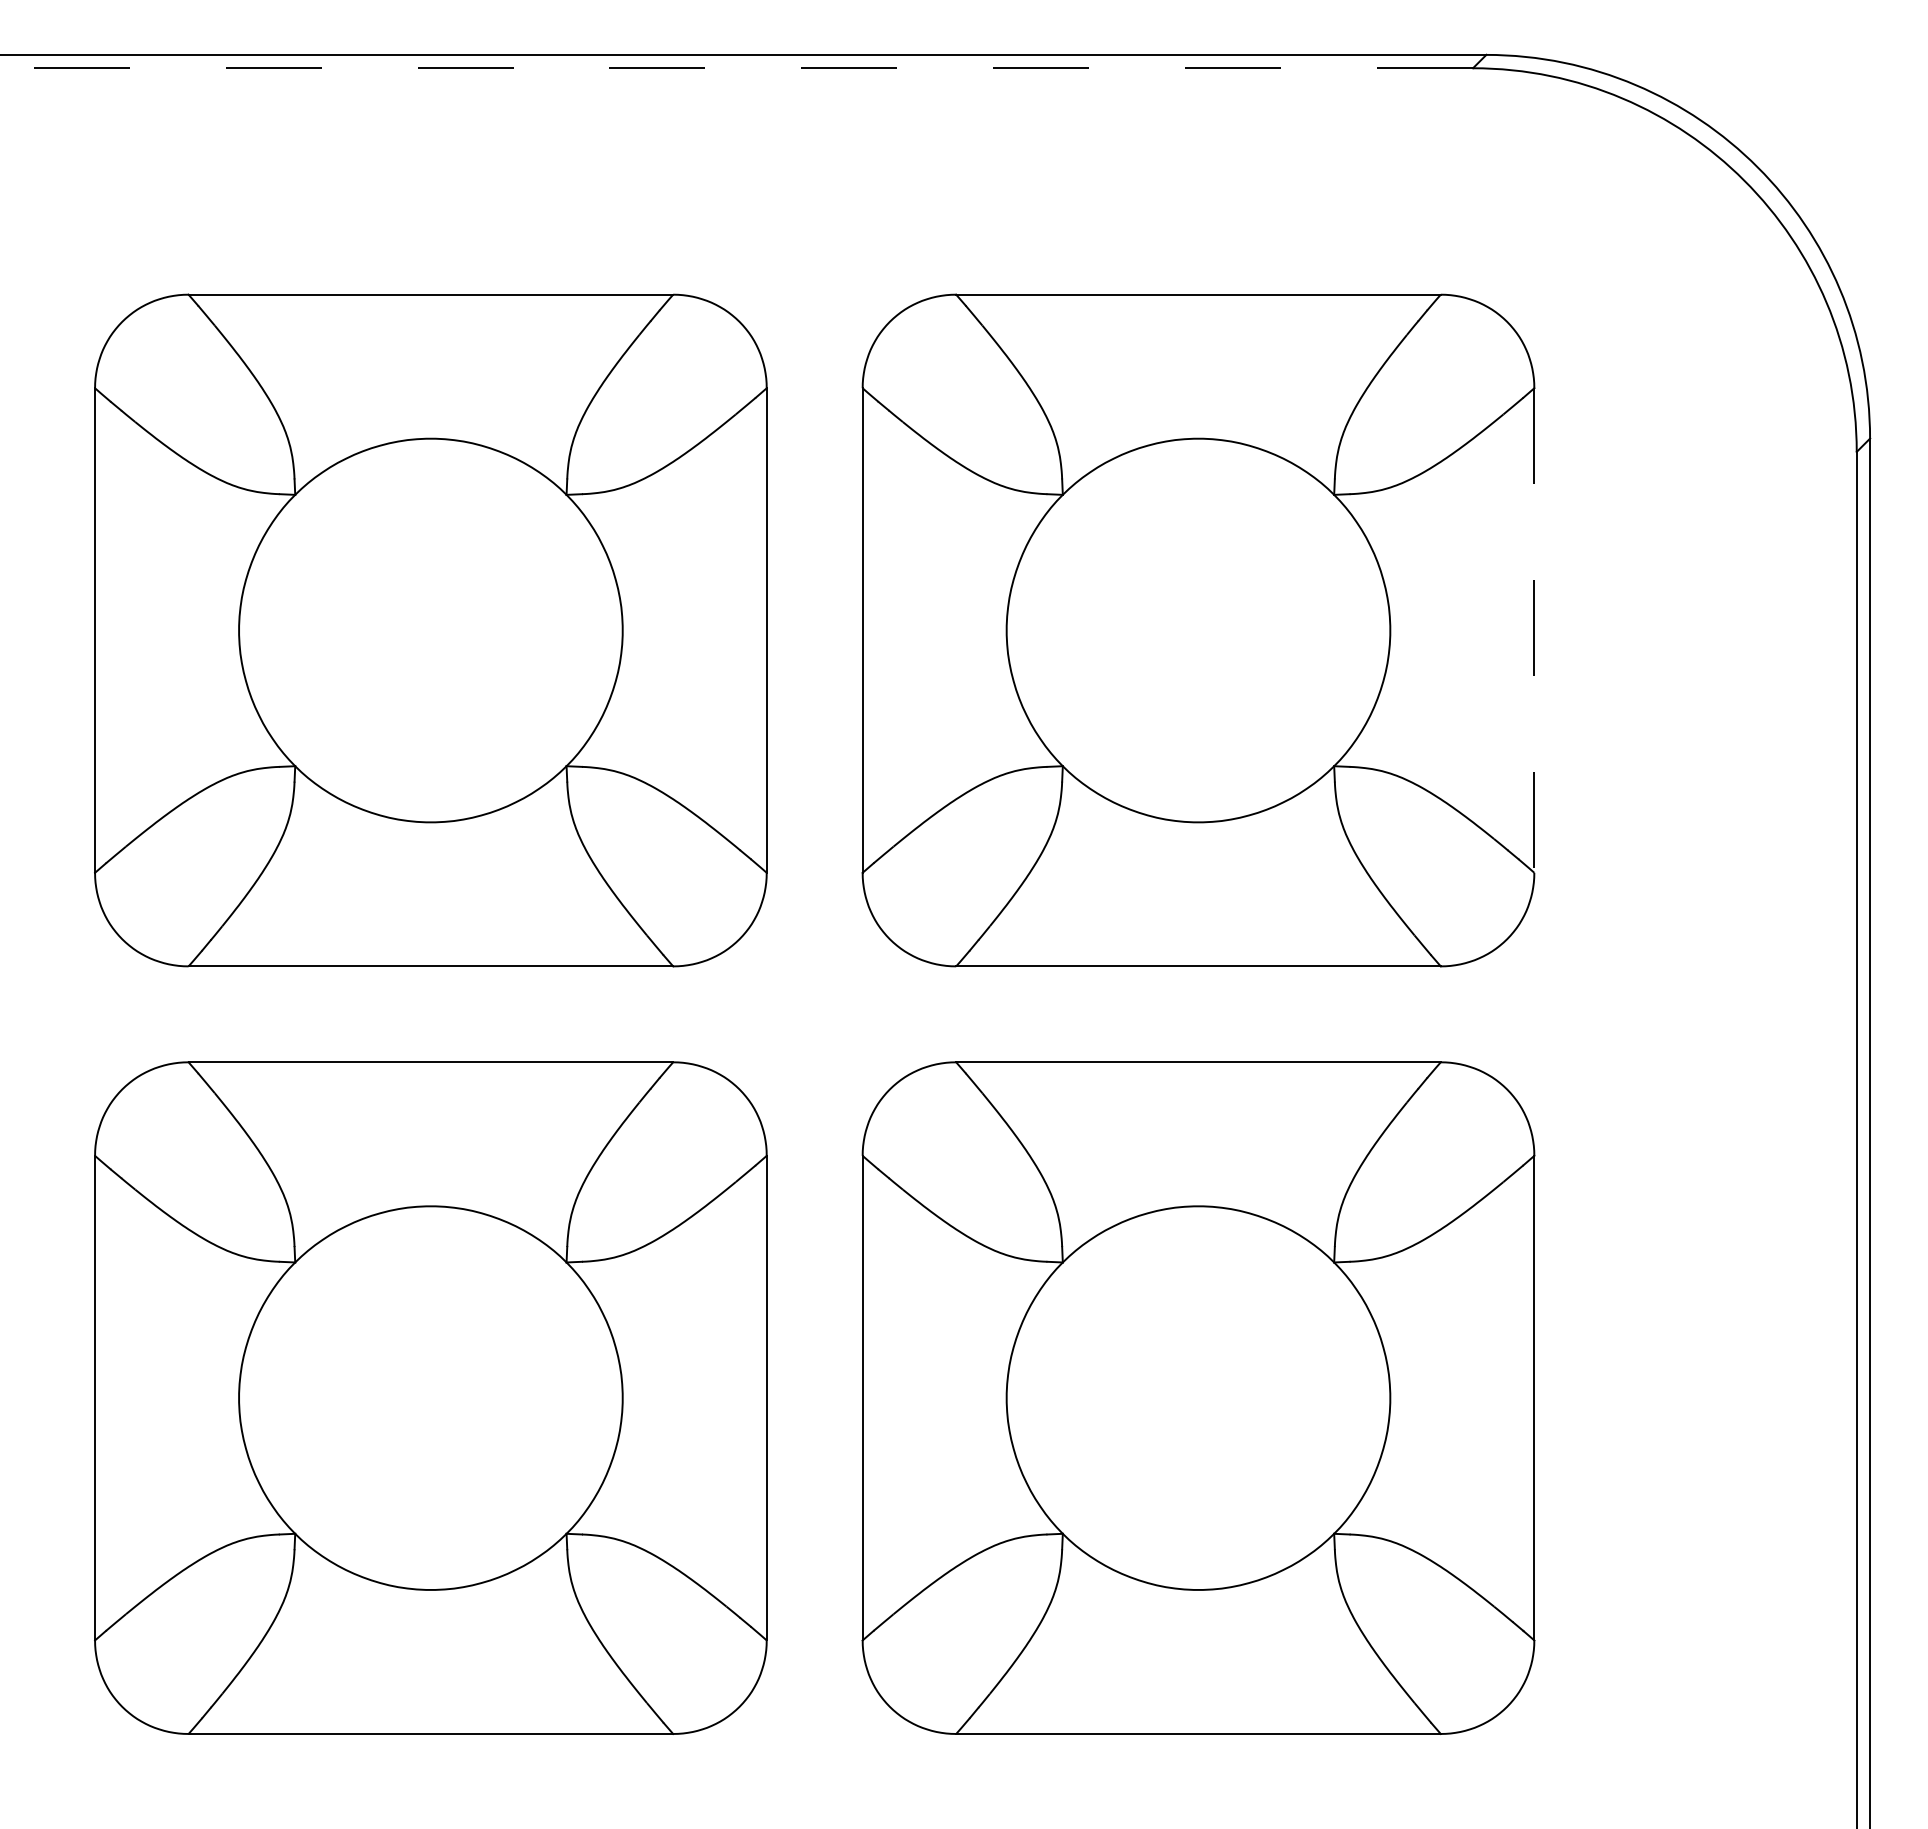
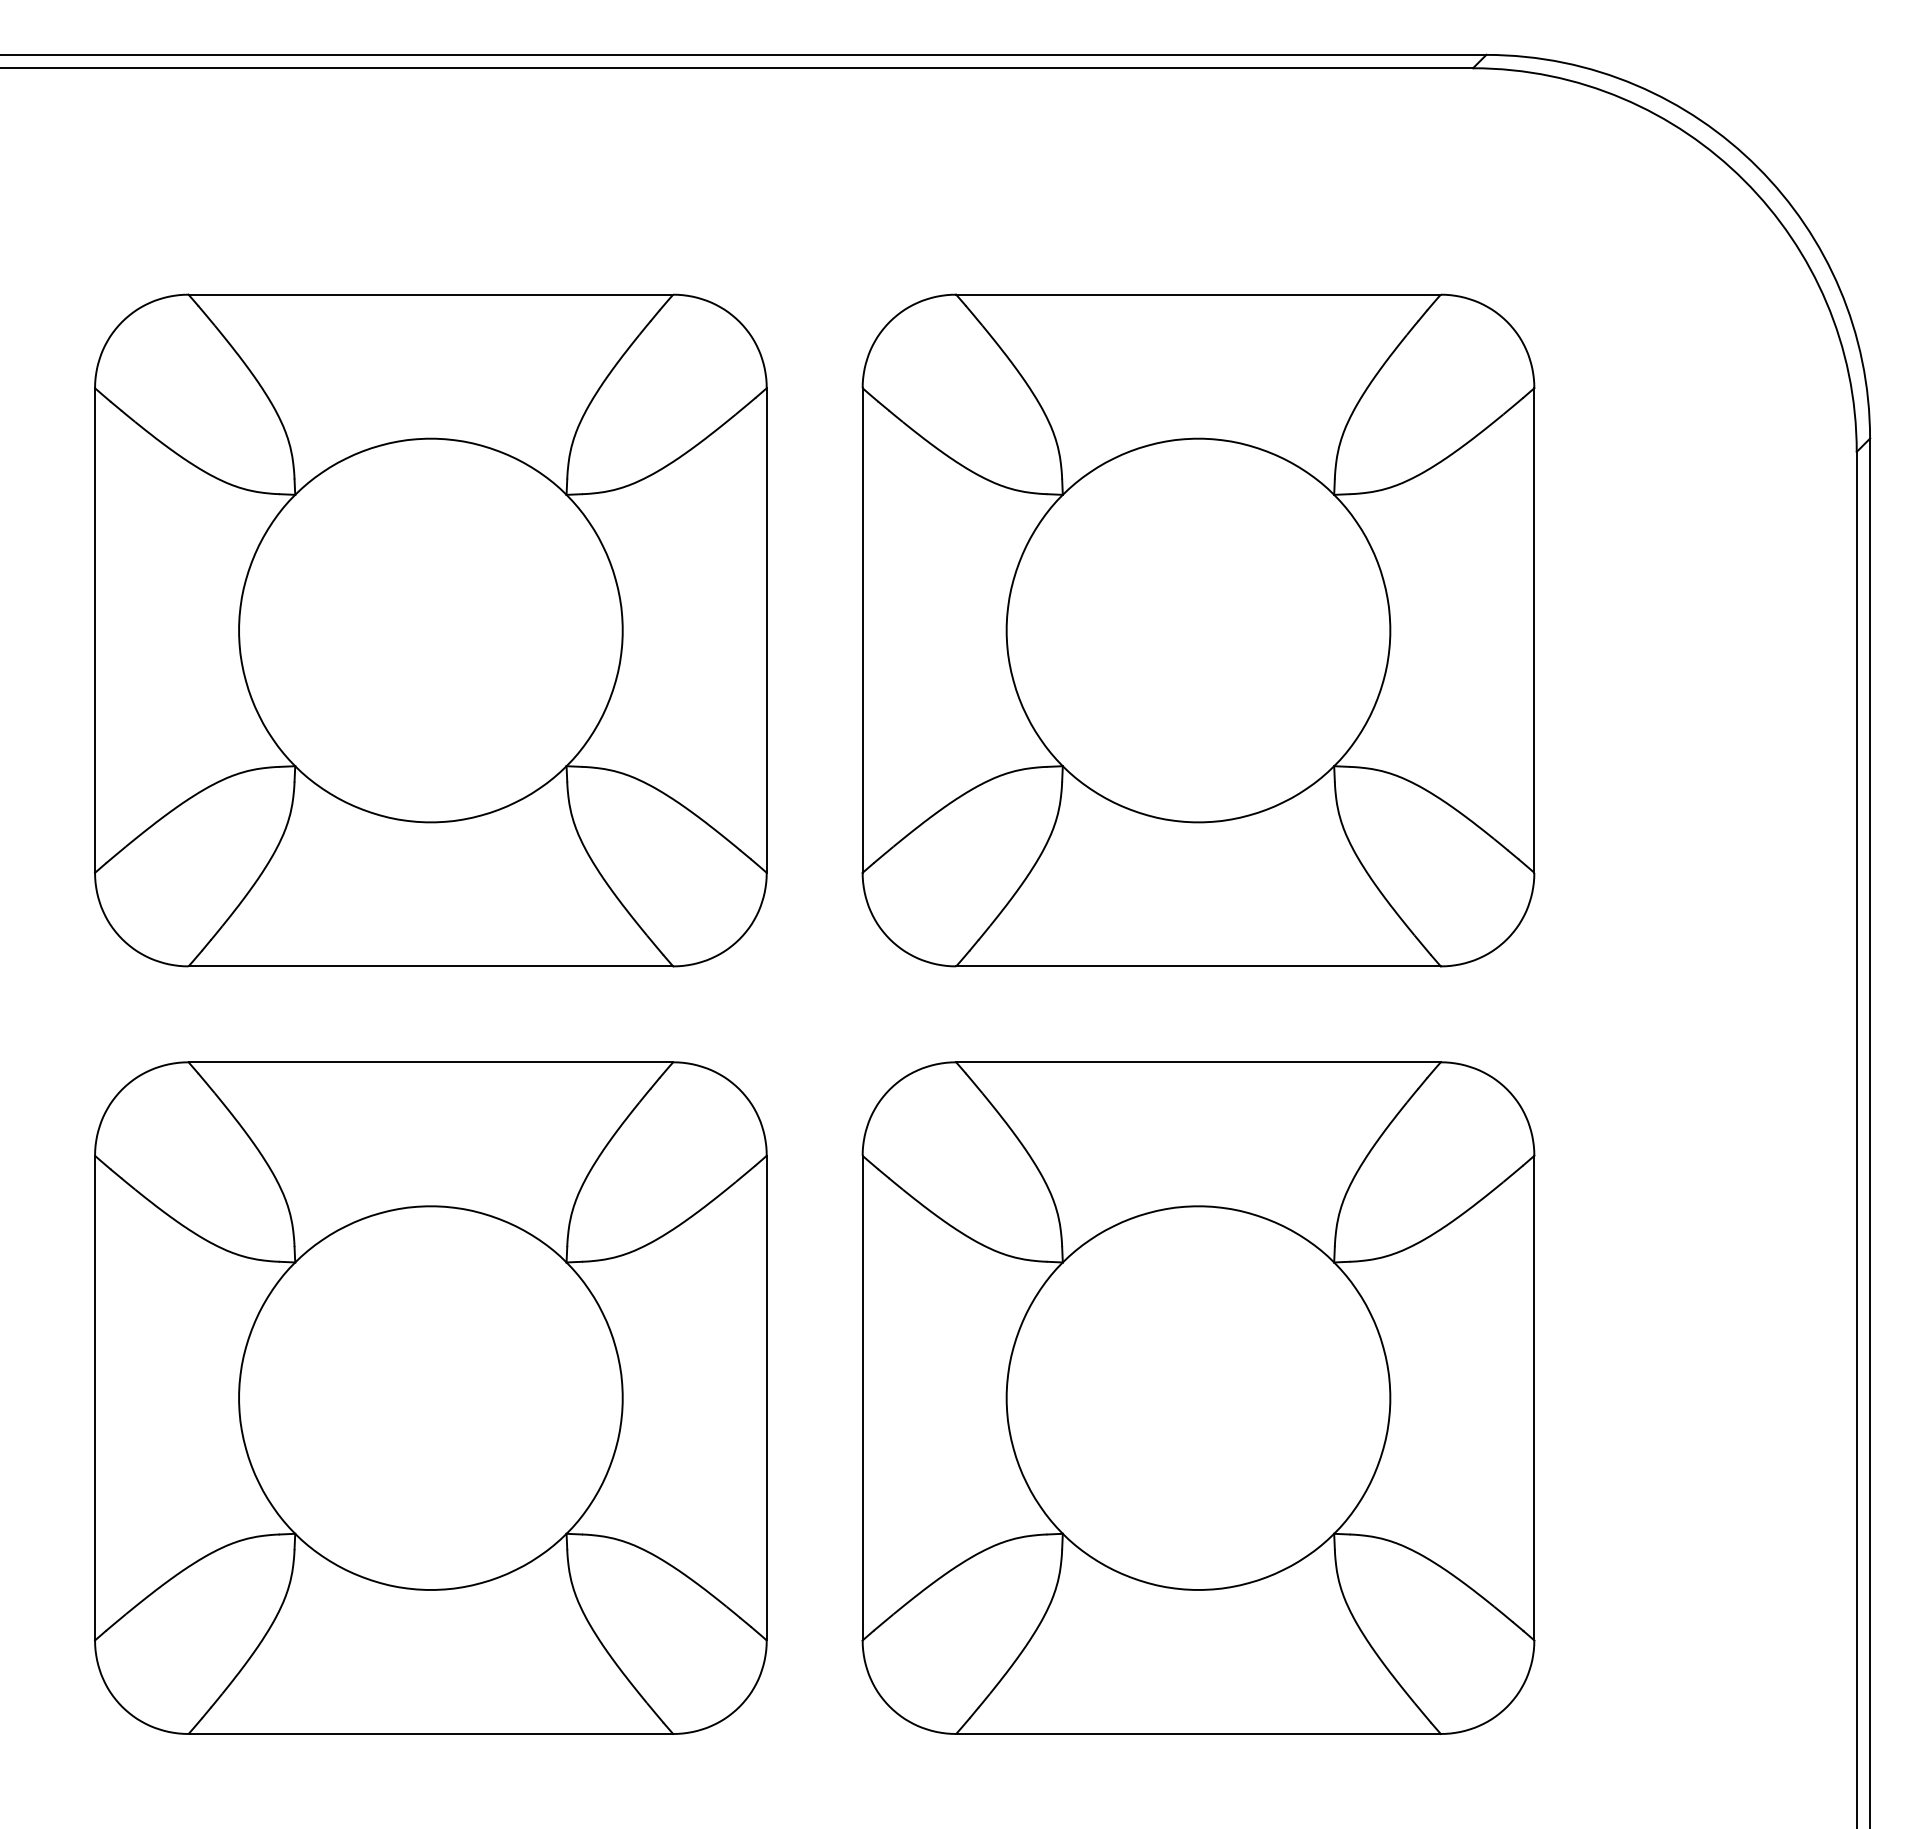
line: dashed -> solid (737, 68)
line: dashed -> solid (1534, 631)
